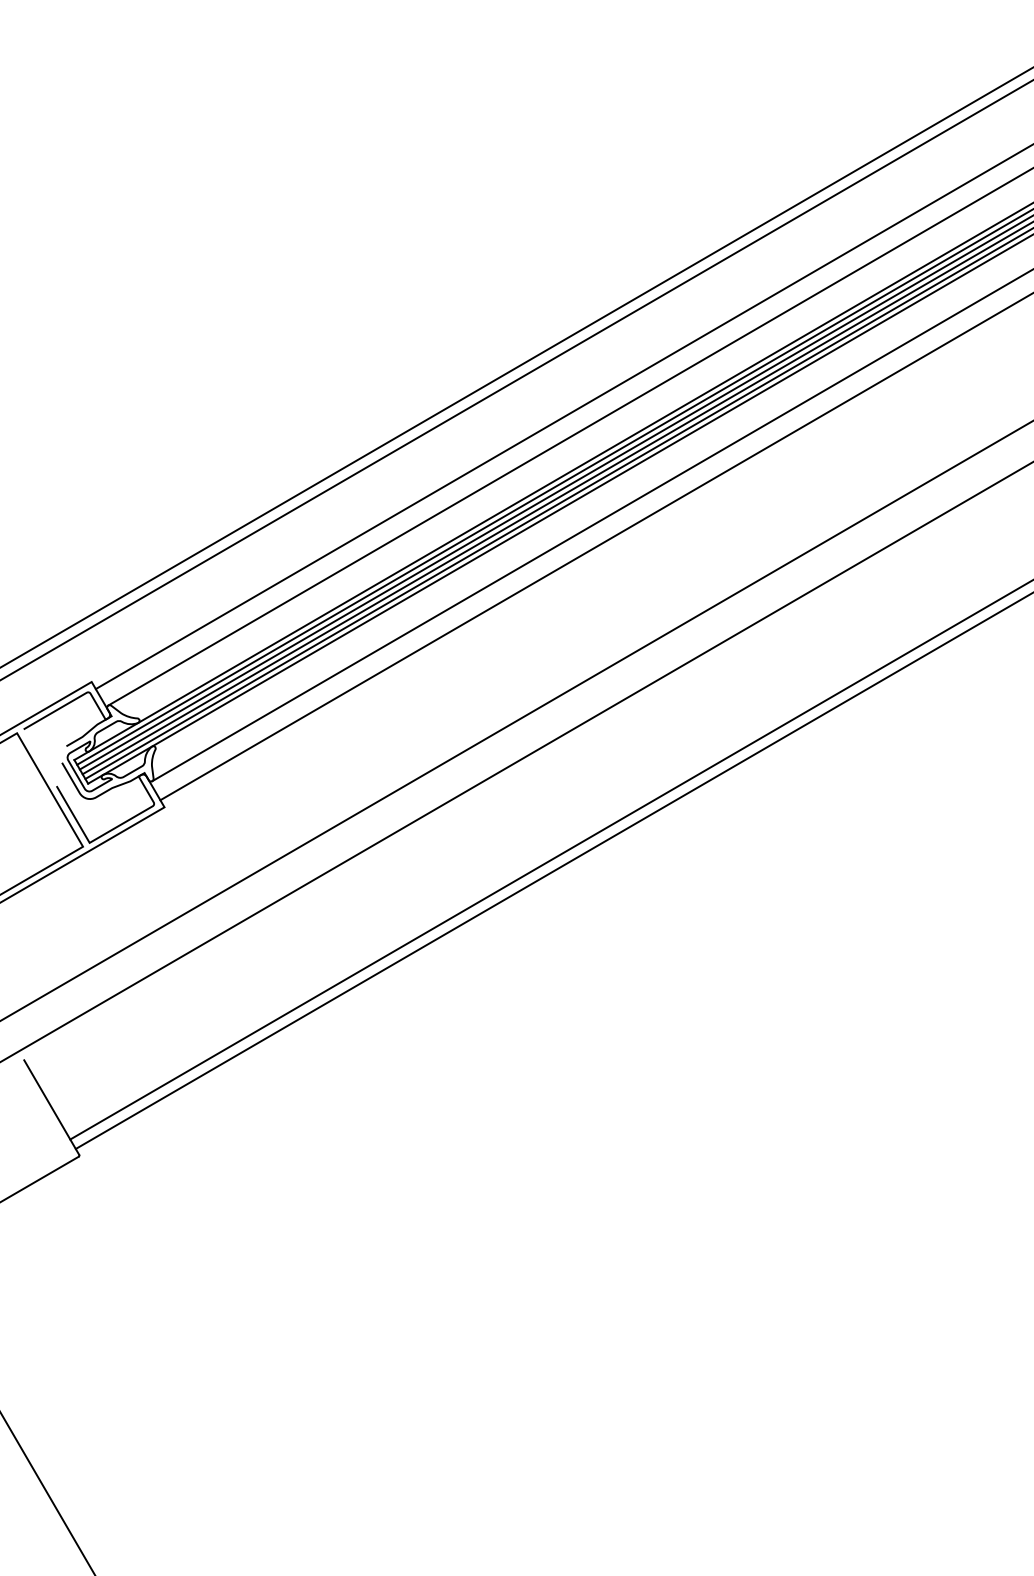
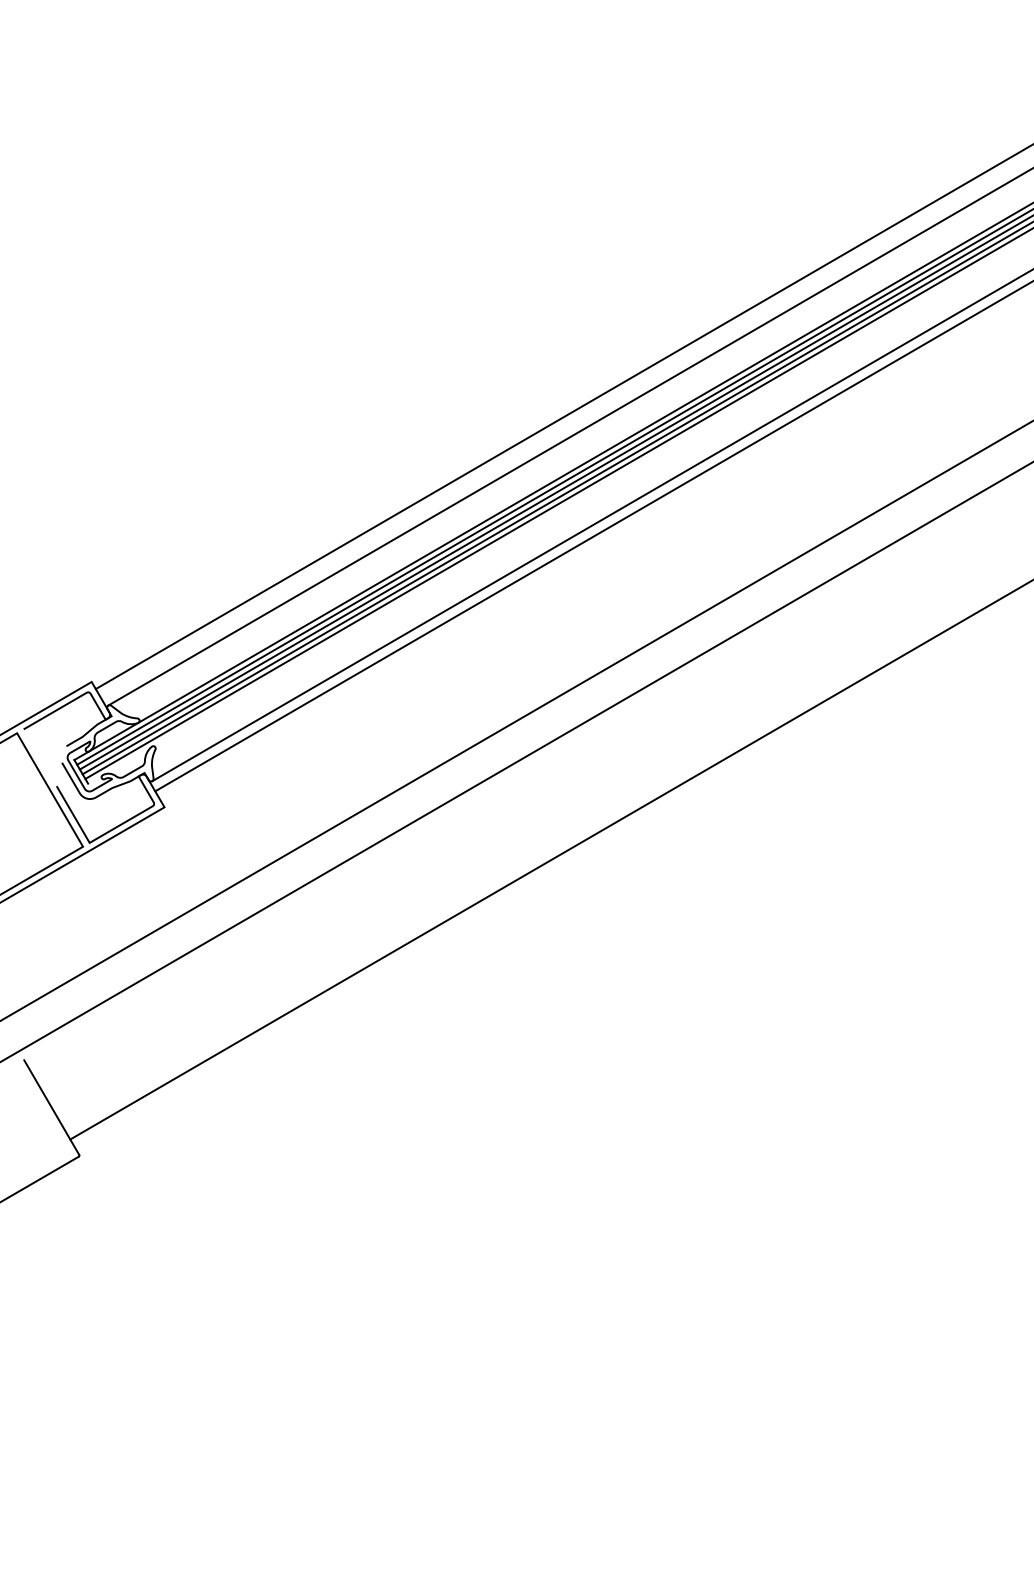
line: present -> none (516, 367)
line: present -> none (516, 379)
line: present -> none (559, 509)
line position: (595, 547) -> (592, 536) (592, 536)
line: present -> none (552, 871)
line: present -> none (47, 1493)
